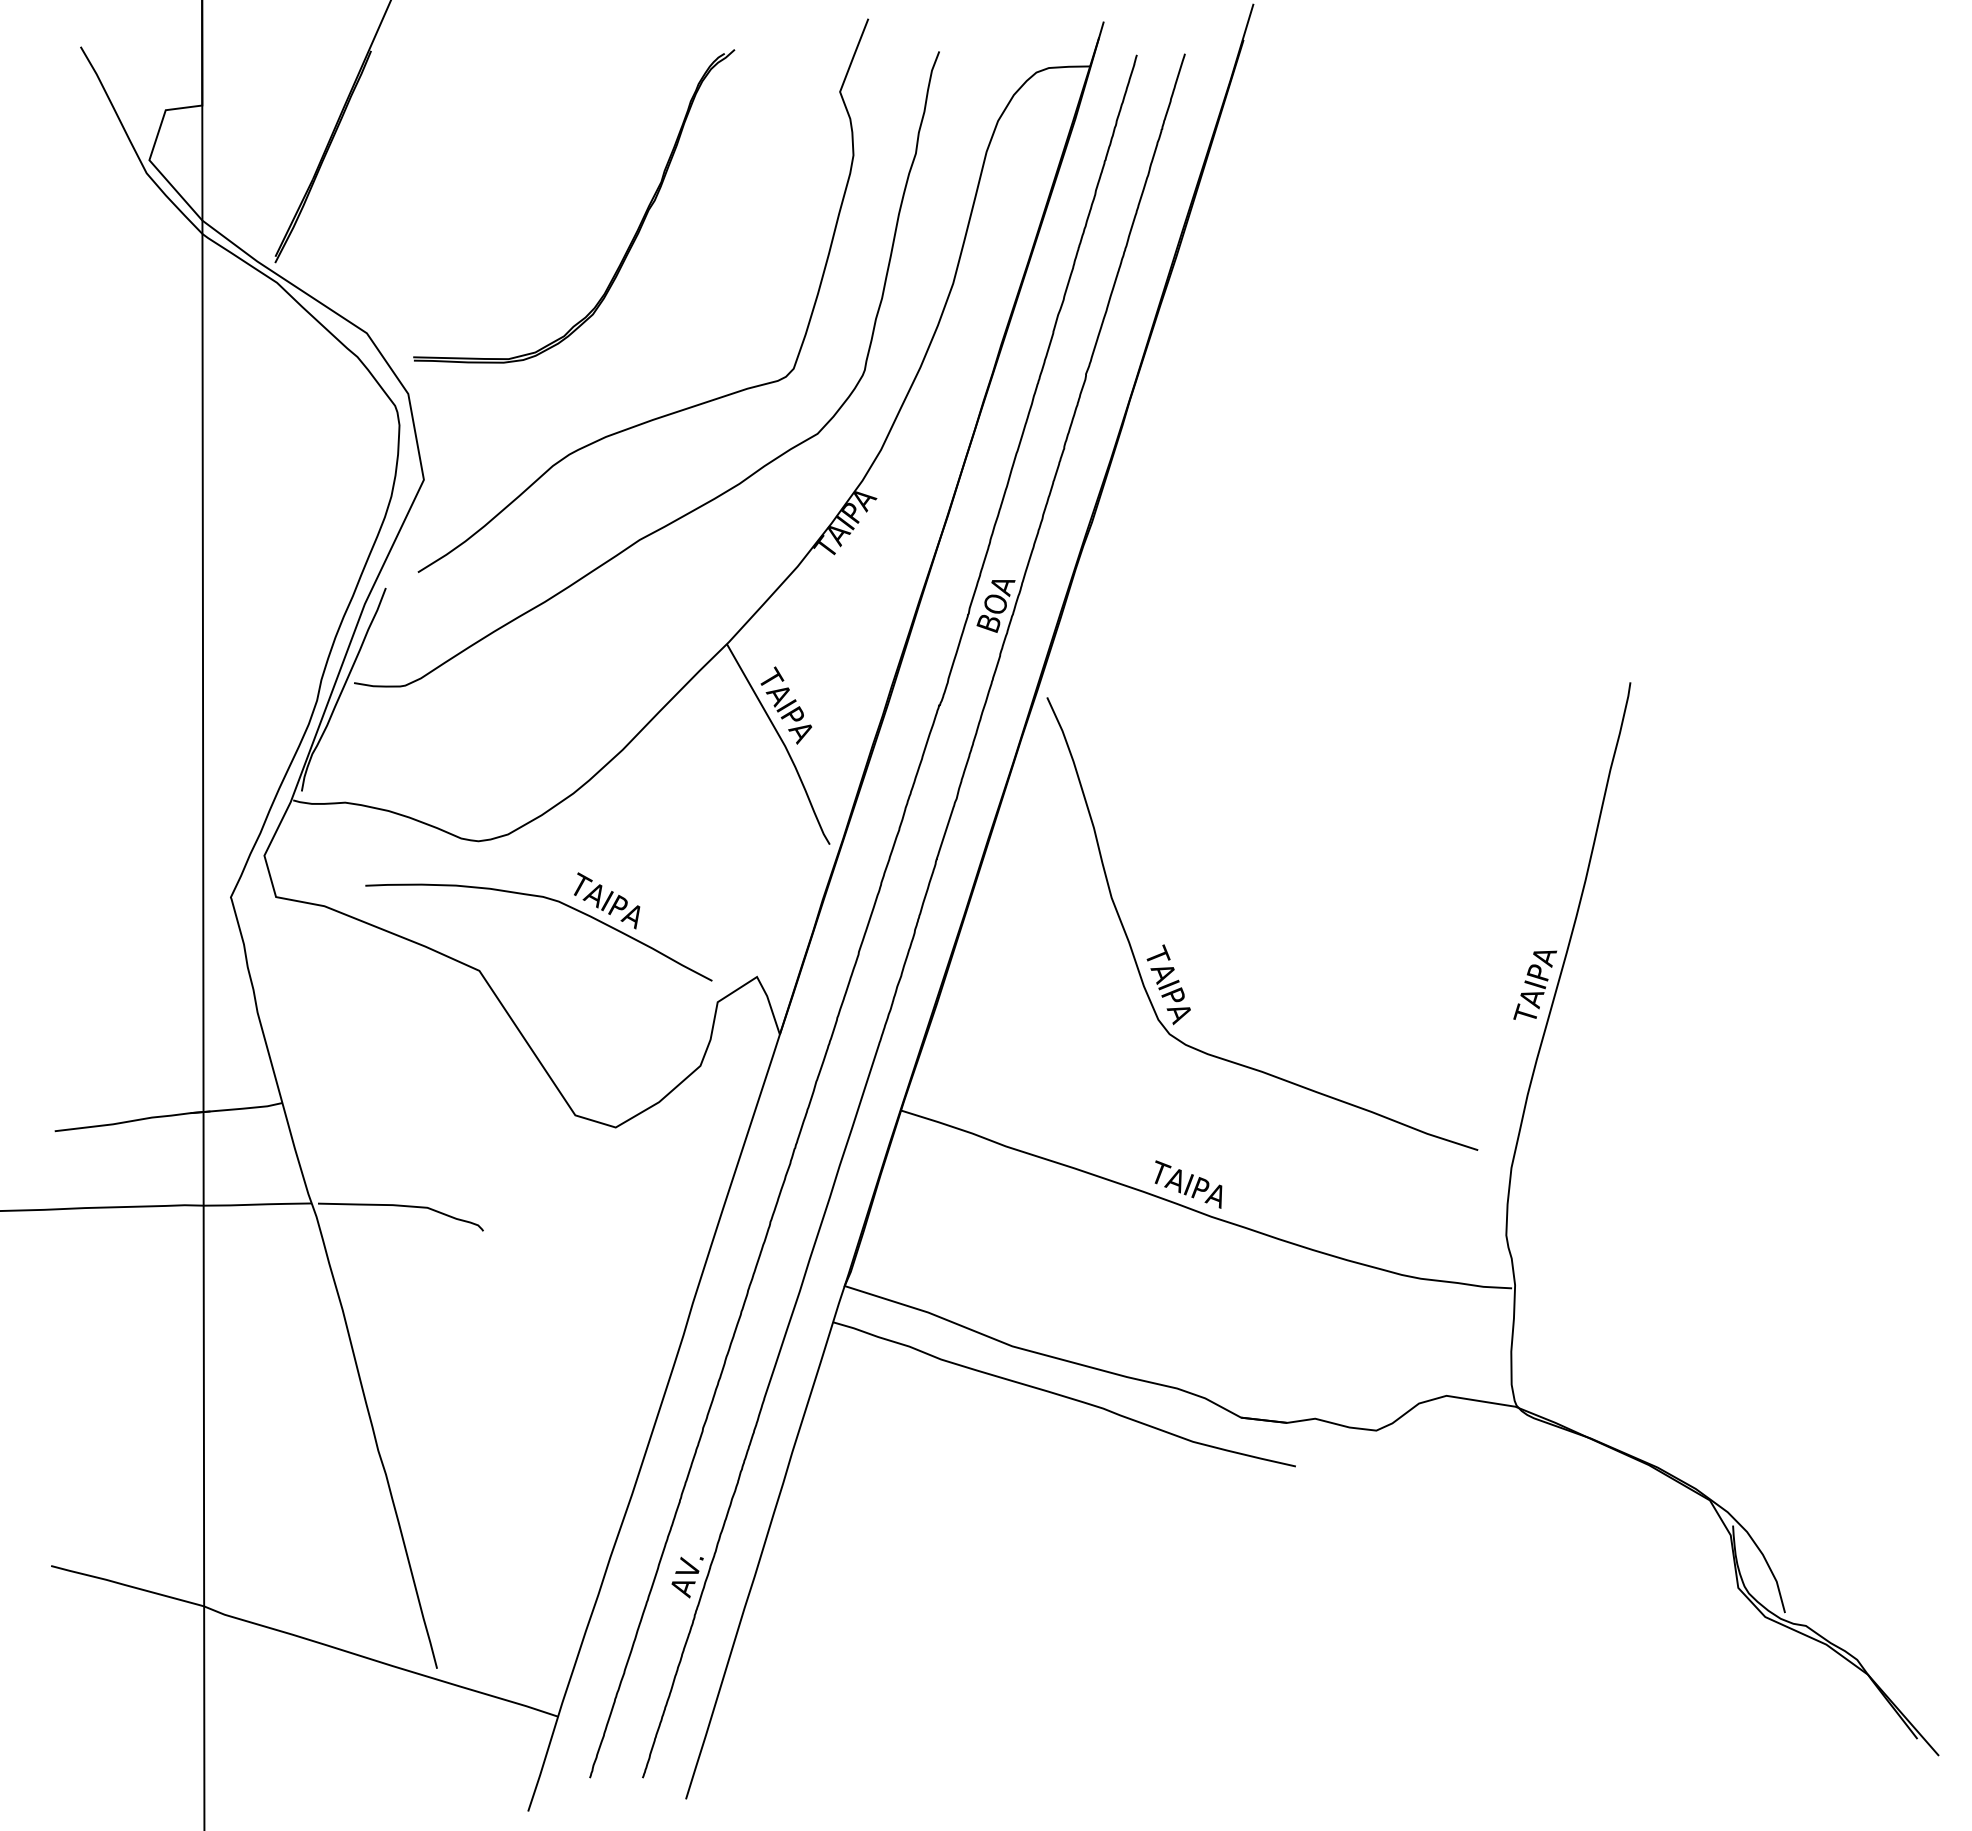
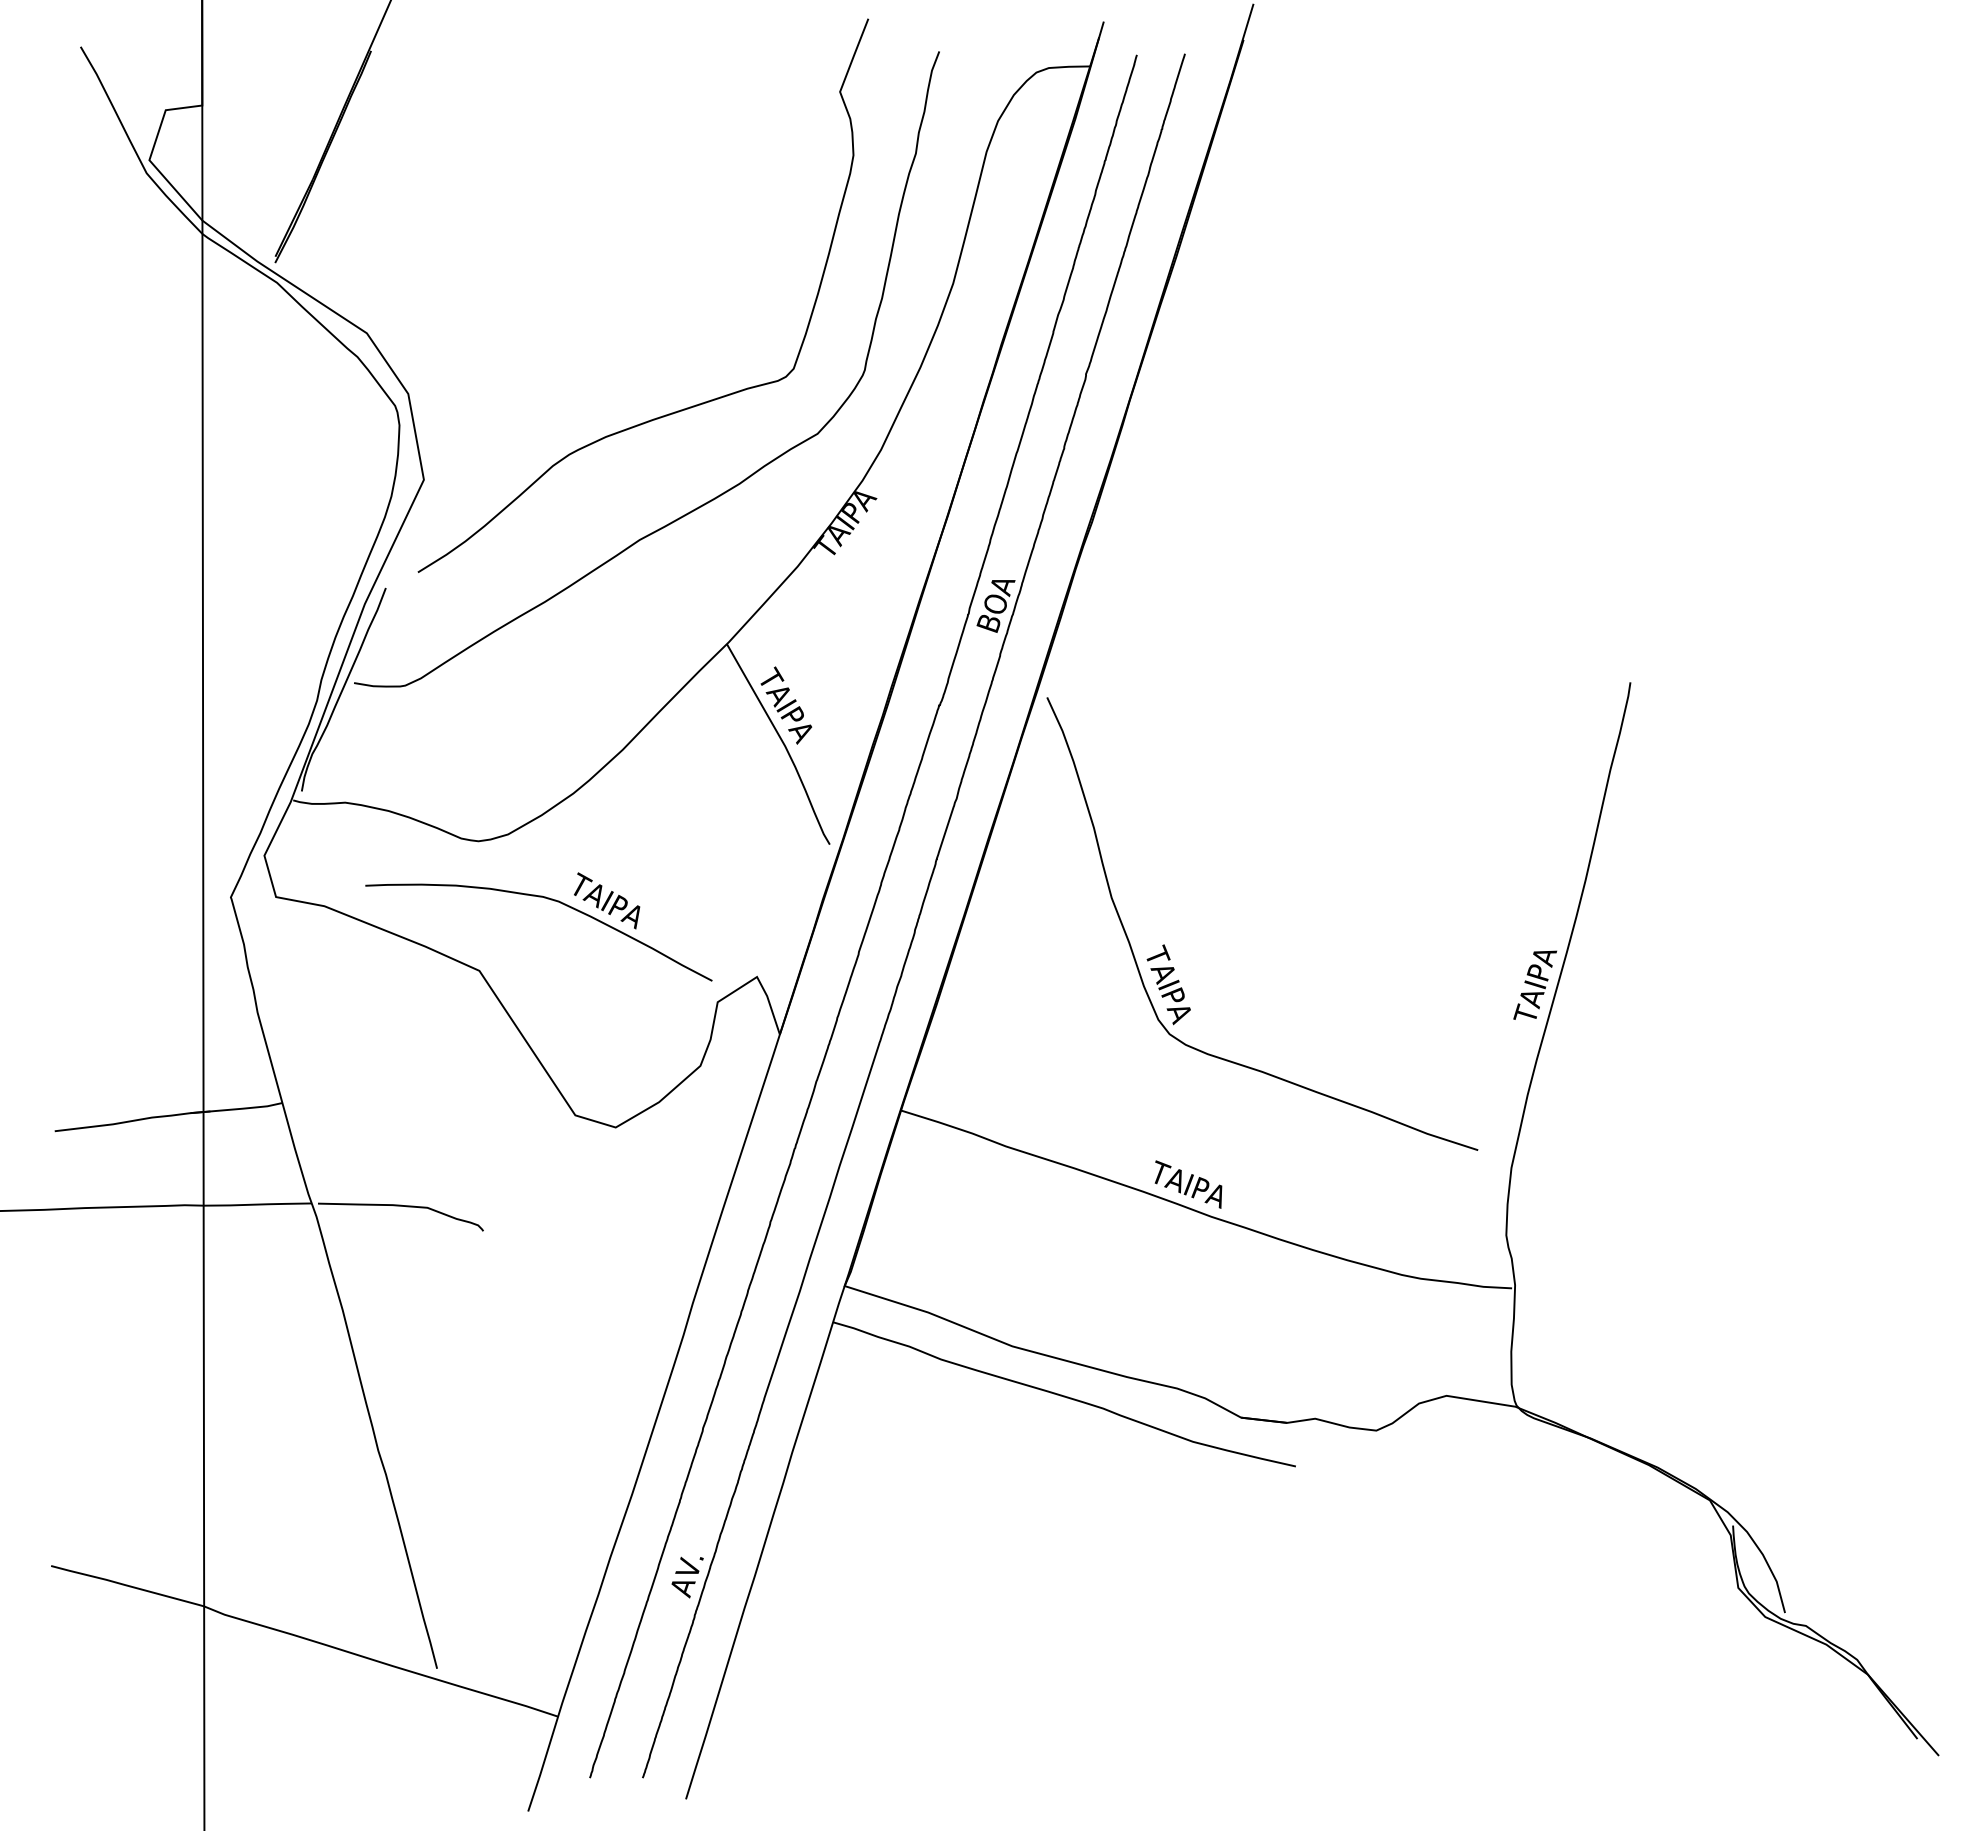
part: present -> none (633, 236)
